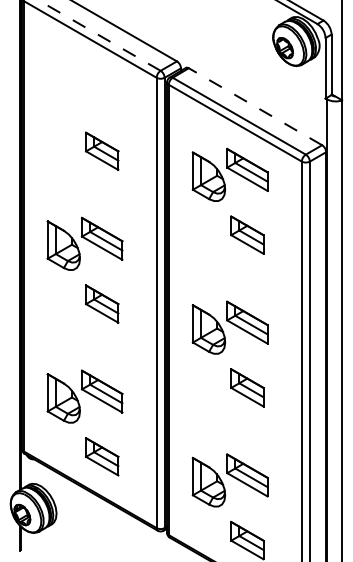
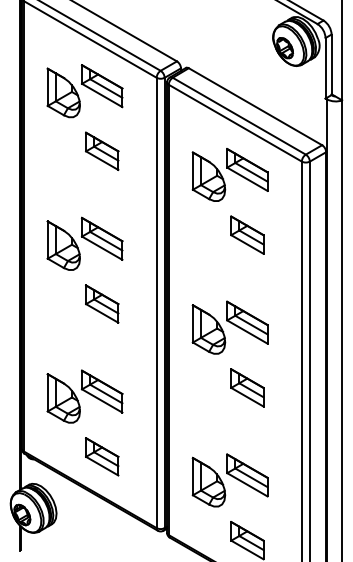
line: dashed -> solid (99, 35)
part: none -> present (84, 91)
line: dashed -> solid (255, 106)
